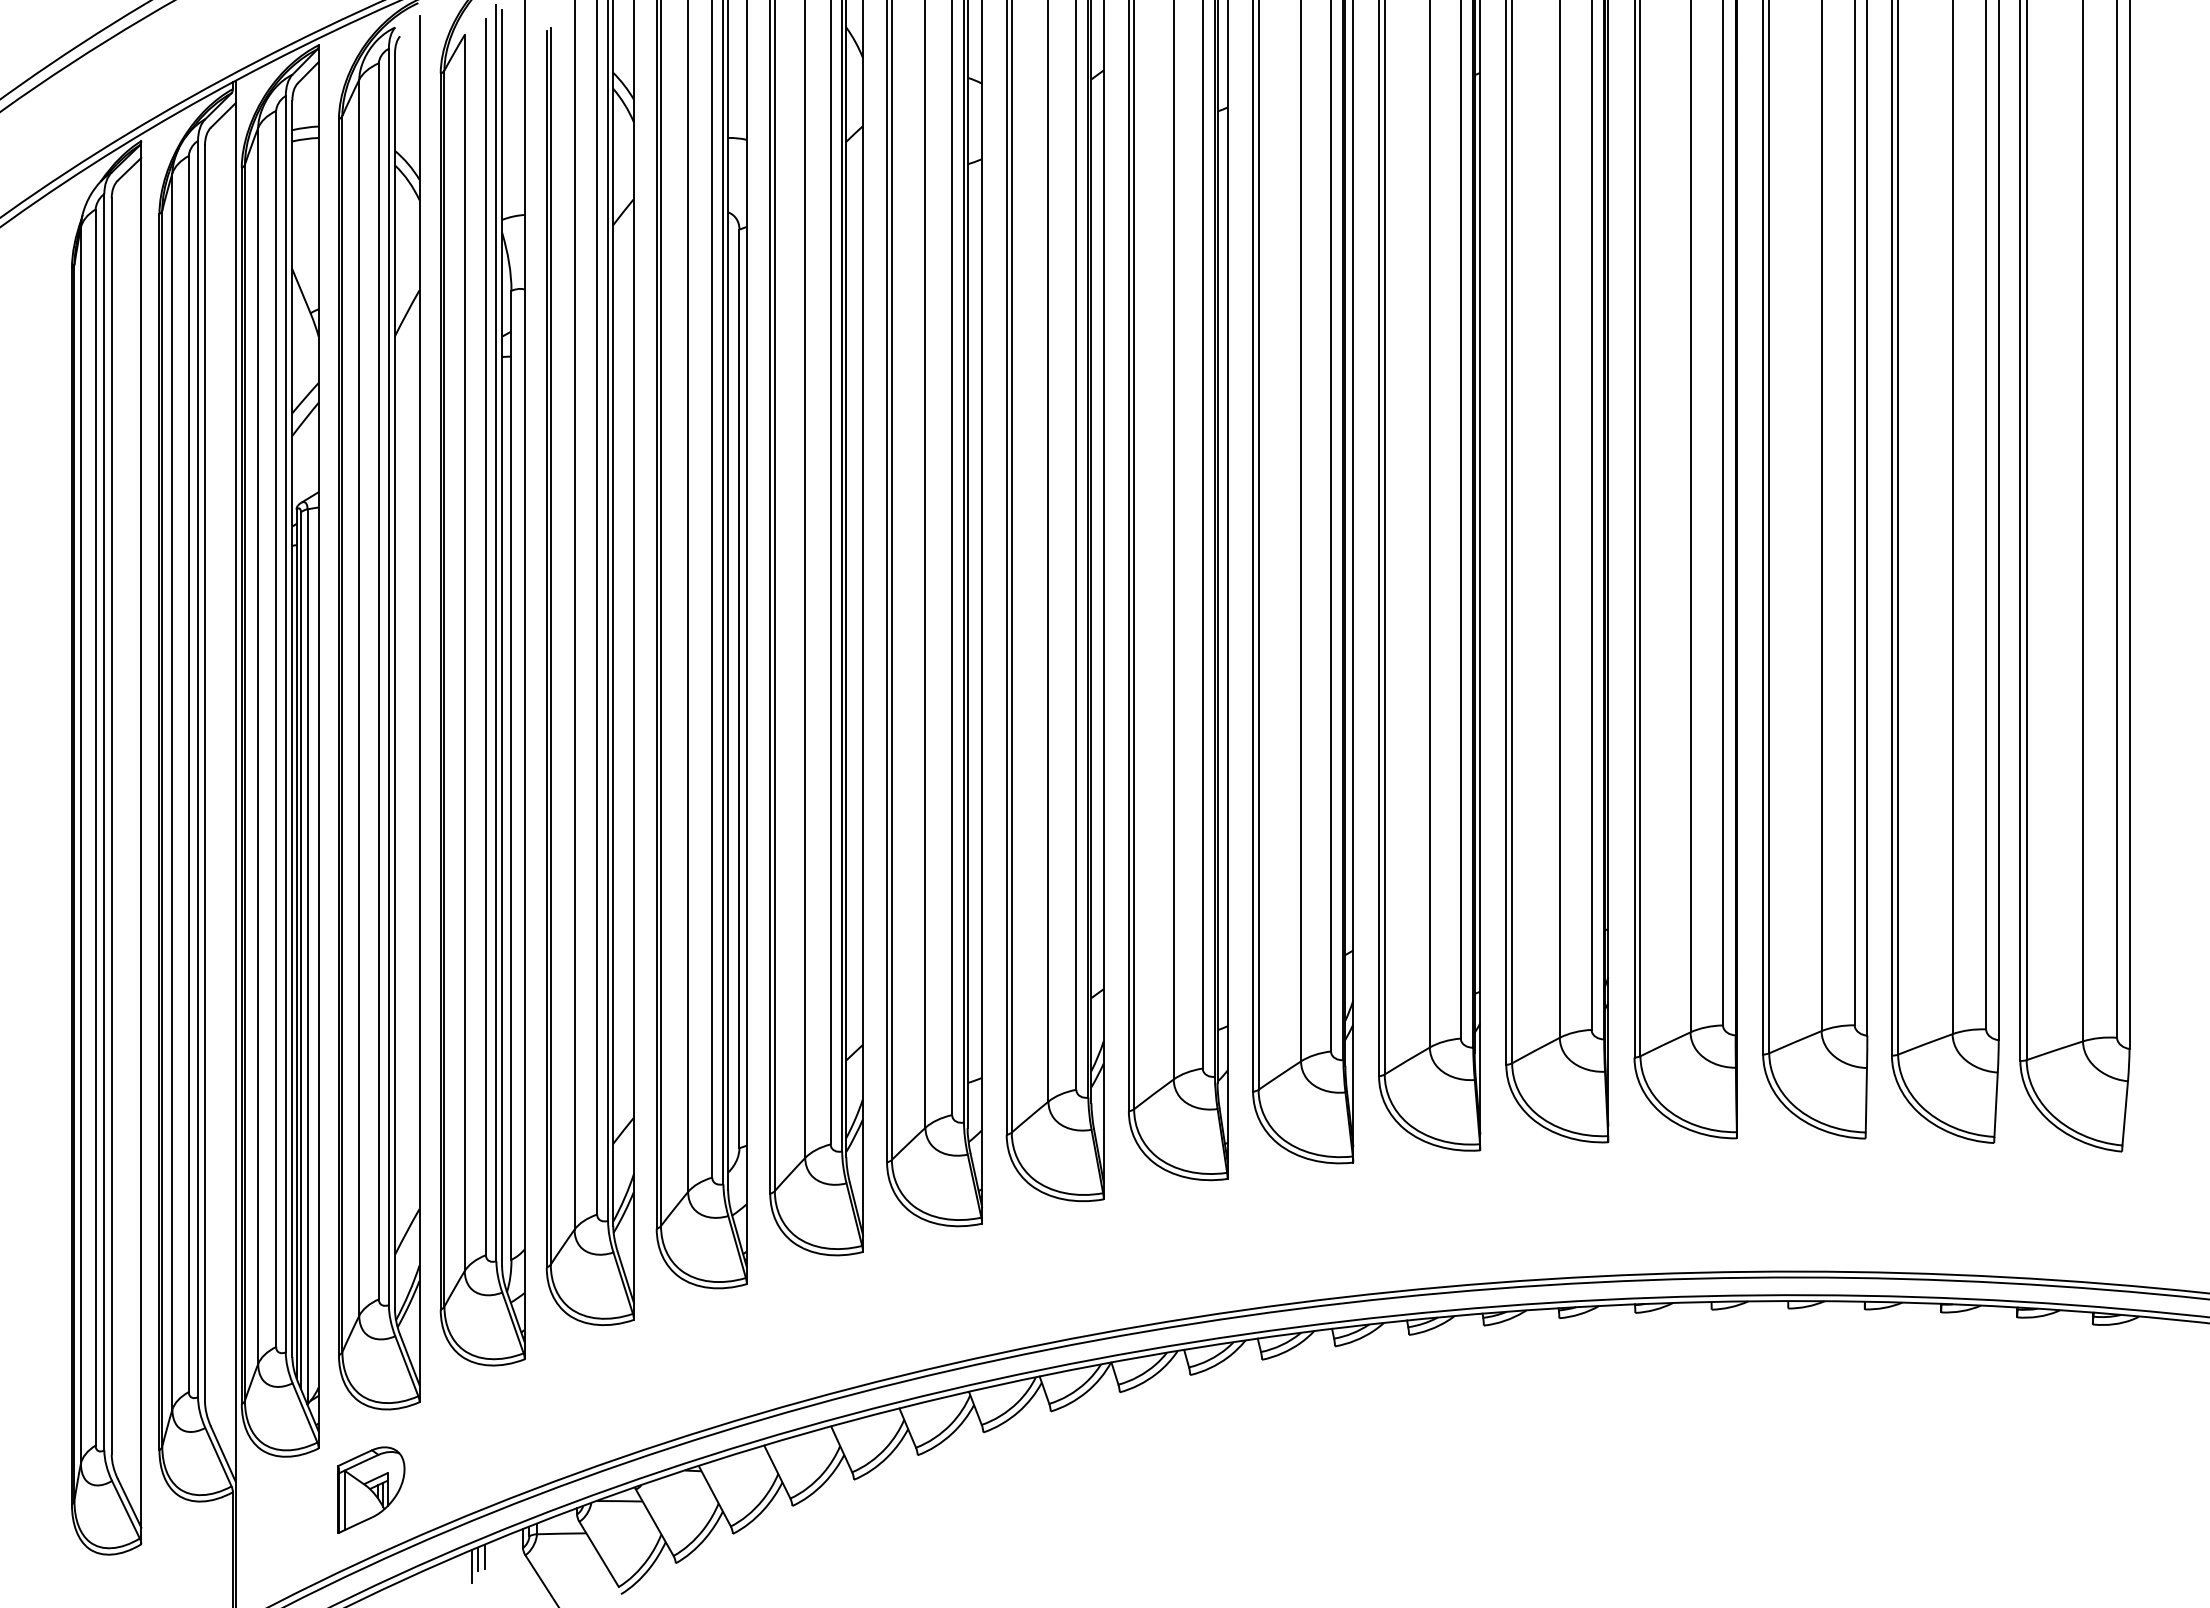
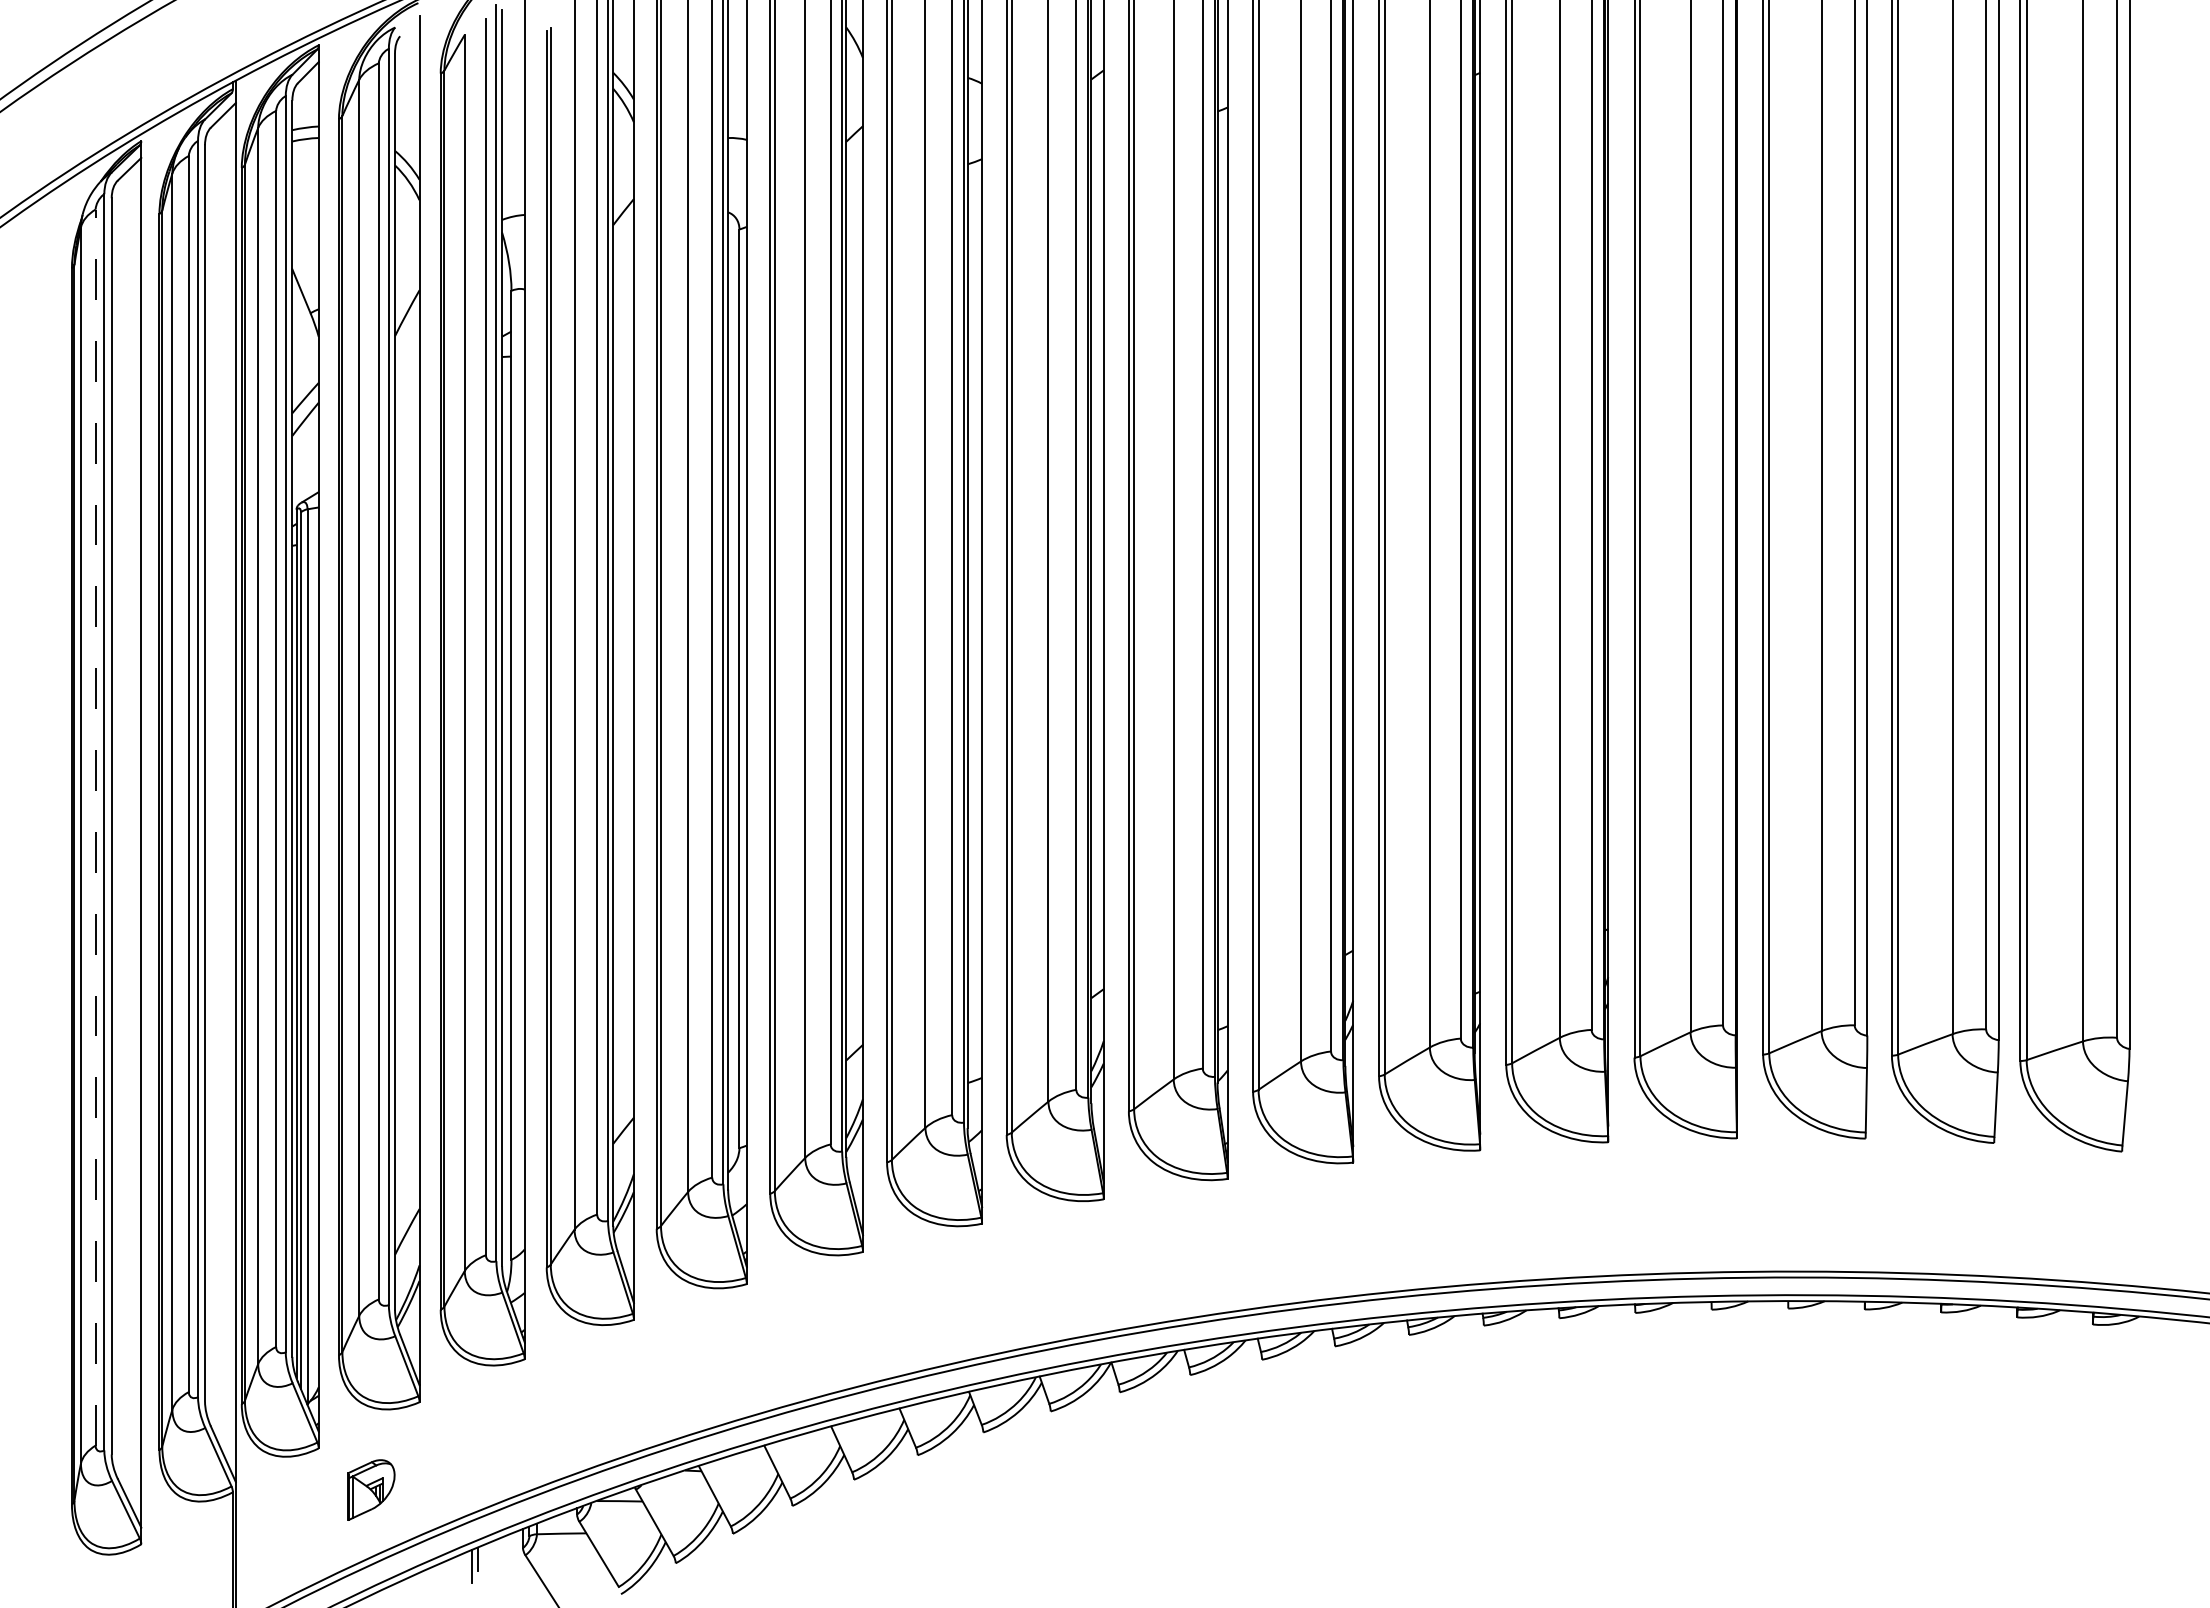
line: solid -> dashed (95, 827)
part size: 69x88 px -> 49x62 px (371, 1489)
line: present -> none (485, 1556)
